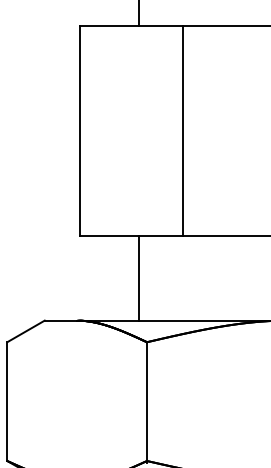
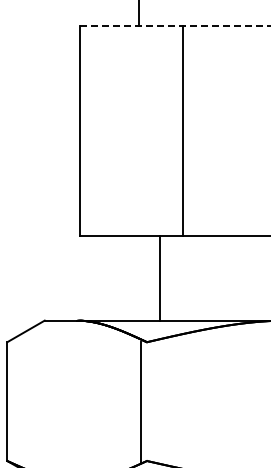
line: solid -> dashed (175, 26)
line position: (138, 278) -> (159, 278) (159, 278)
line position: (147, 402) -> (141, 402) (141, 402)
